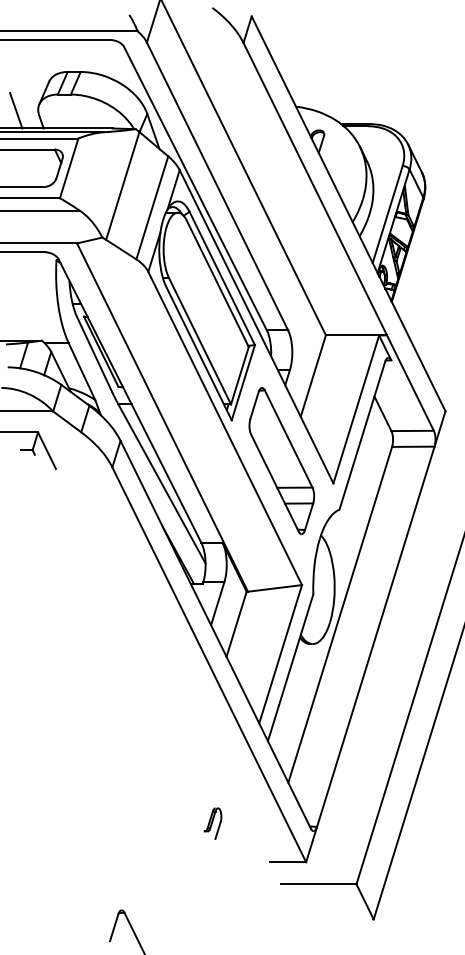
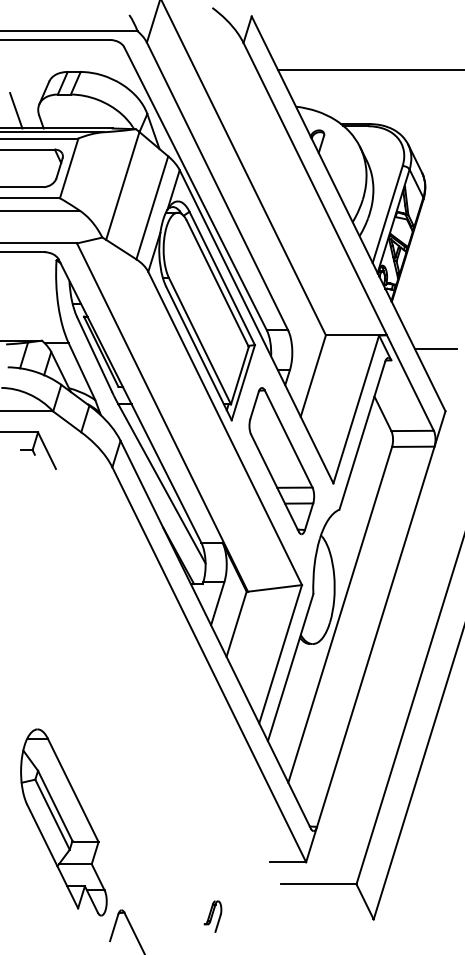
line: none -> present (369, 70)
line: none -> present (435, 349)
part: none -> present (63, 822)
part position: (212, 823) -> (212, 916) (212, 916)
